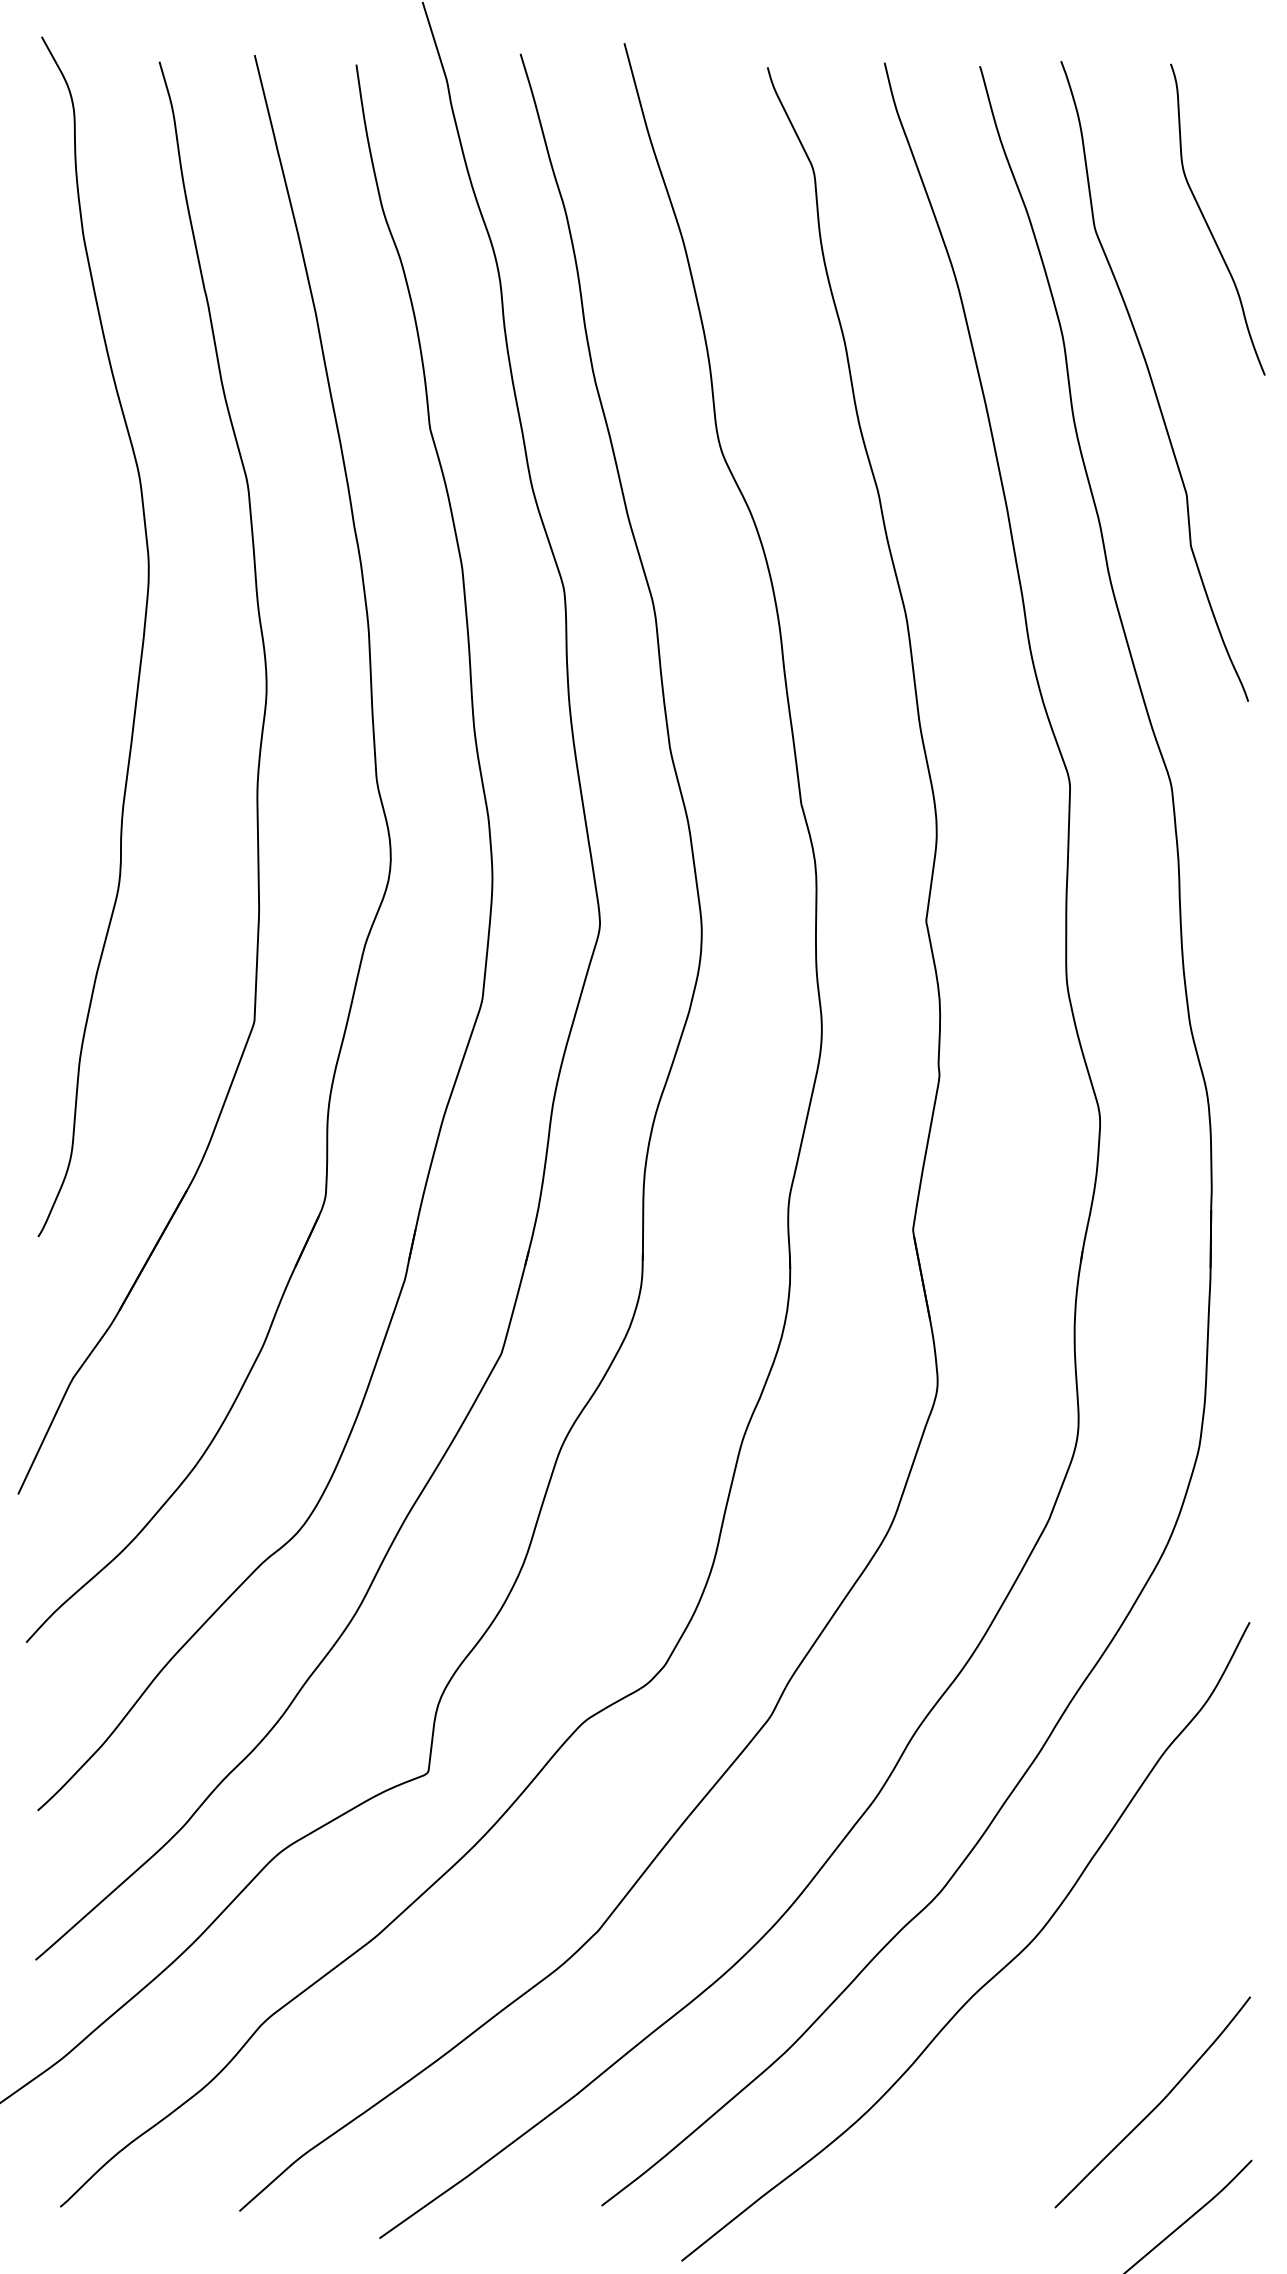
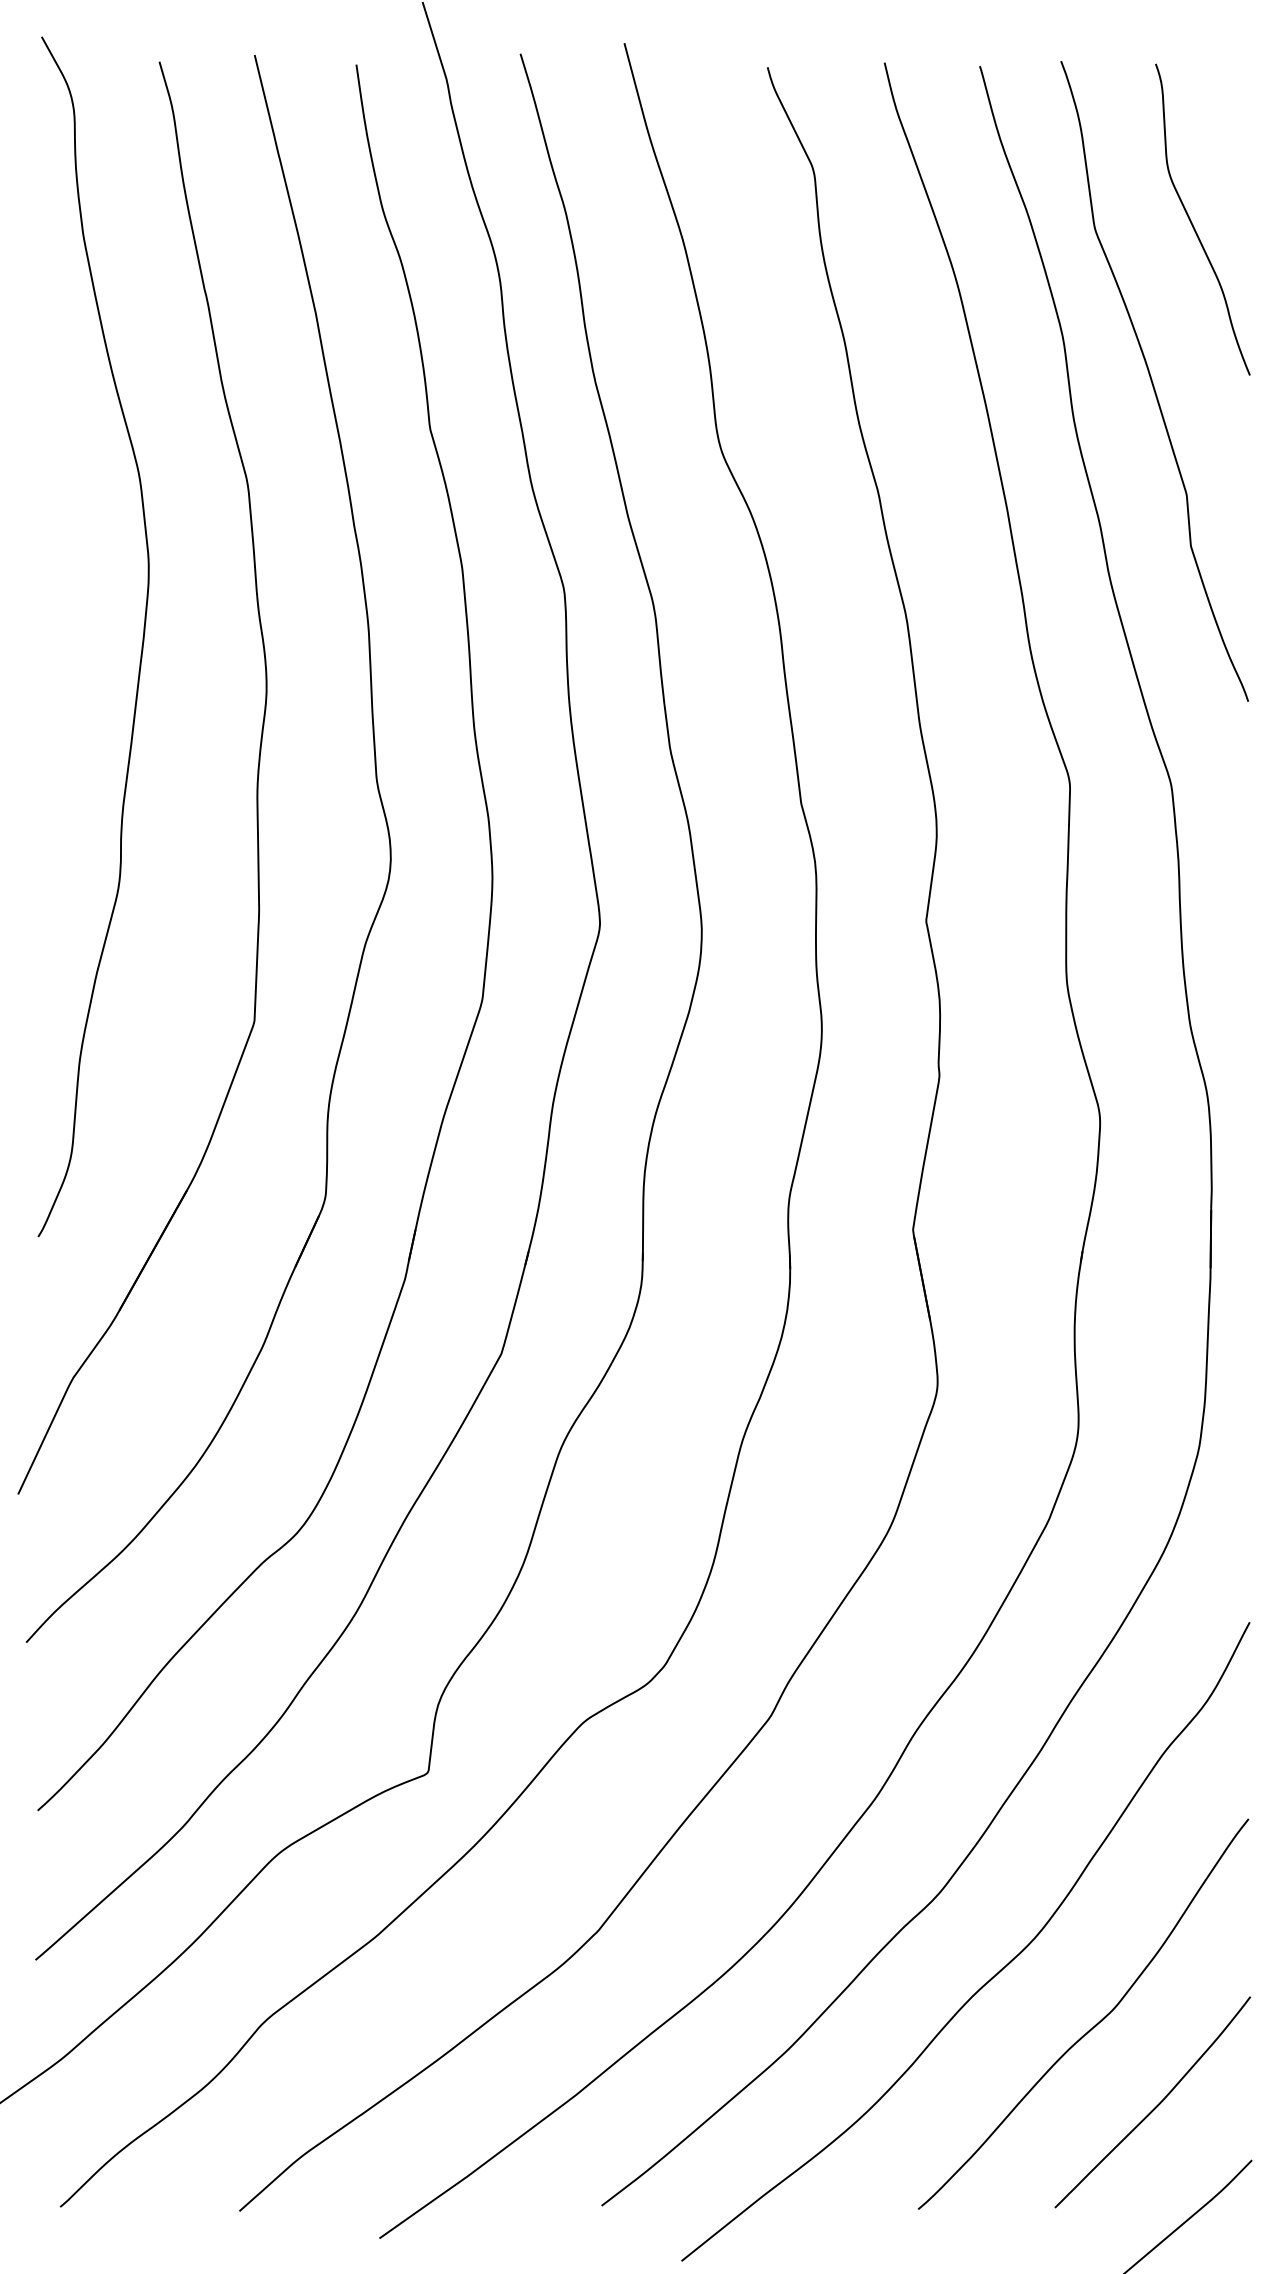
curve position: (1208, 224) -> (1193, 224) (1193, 224)
curve: none -> present (1095, 2024)
